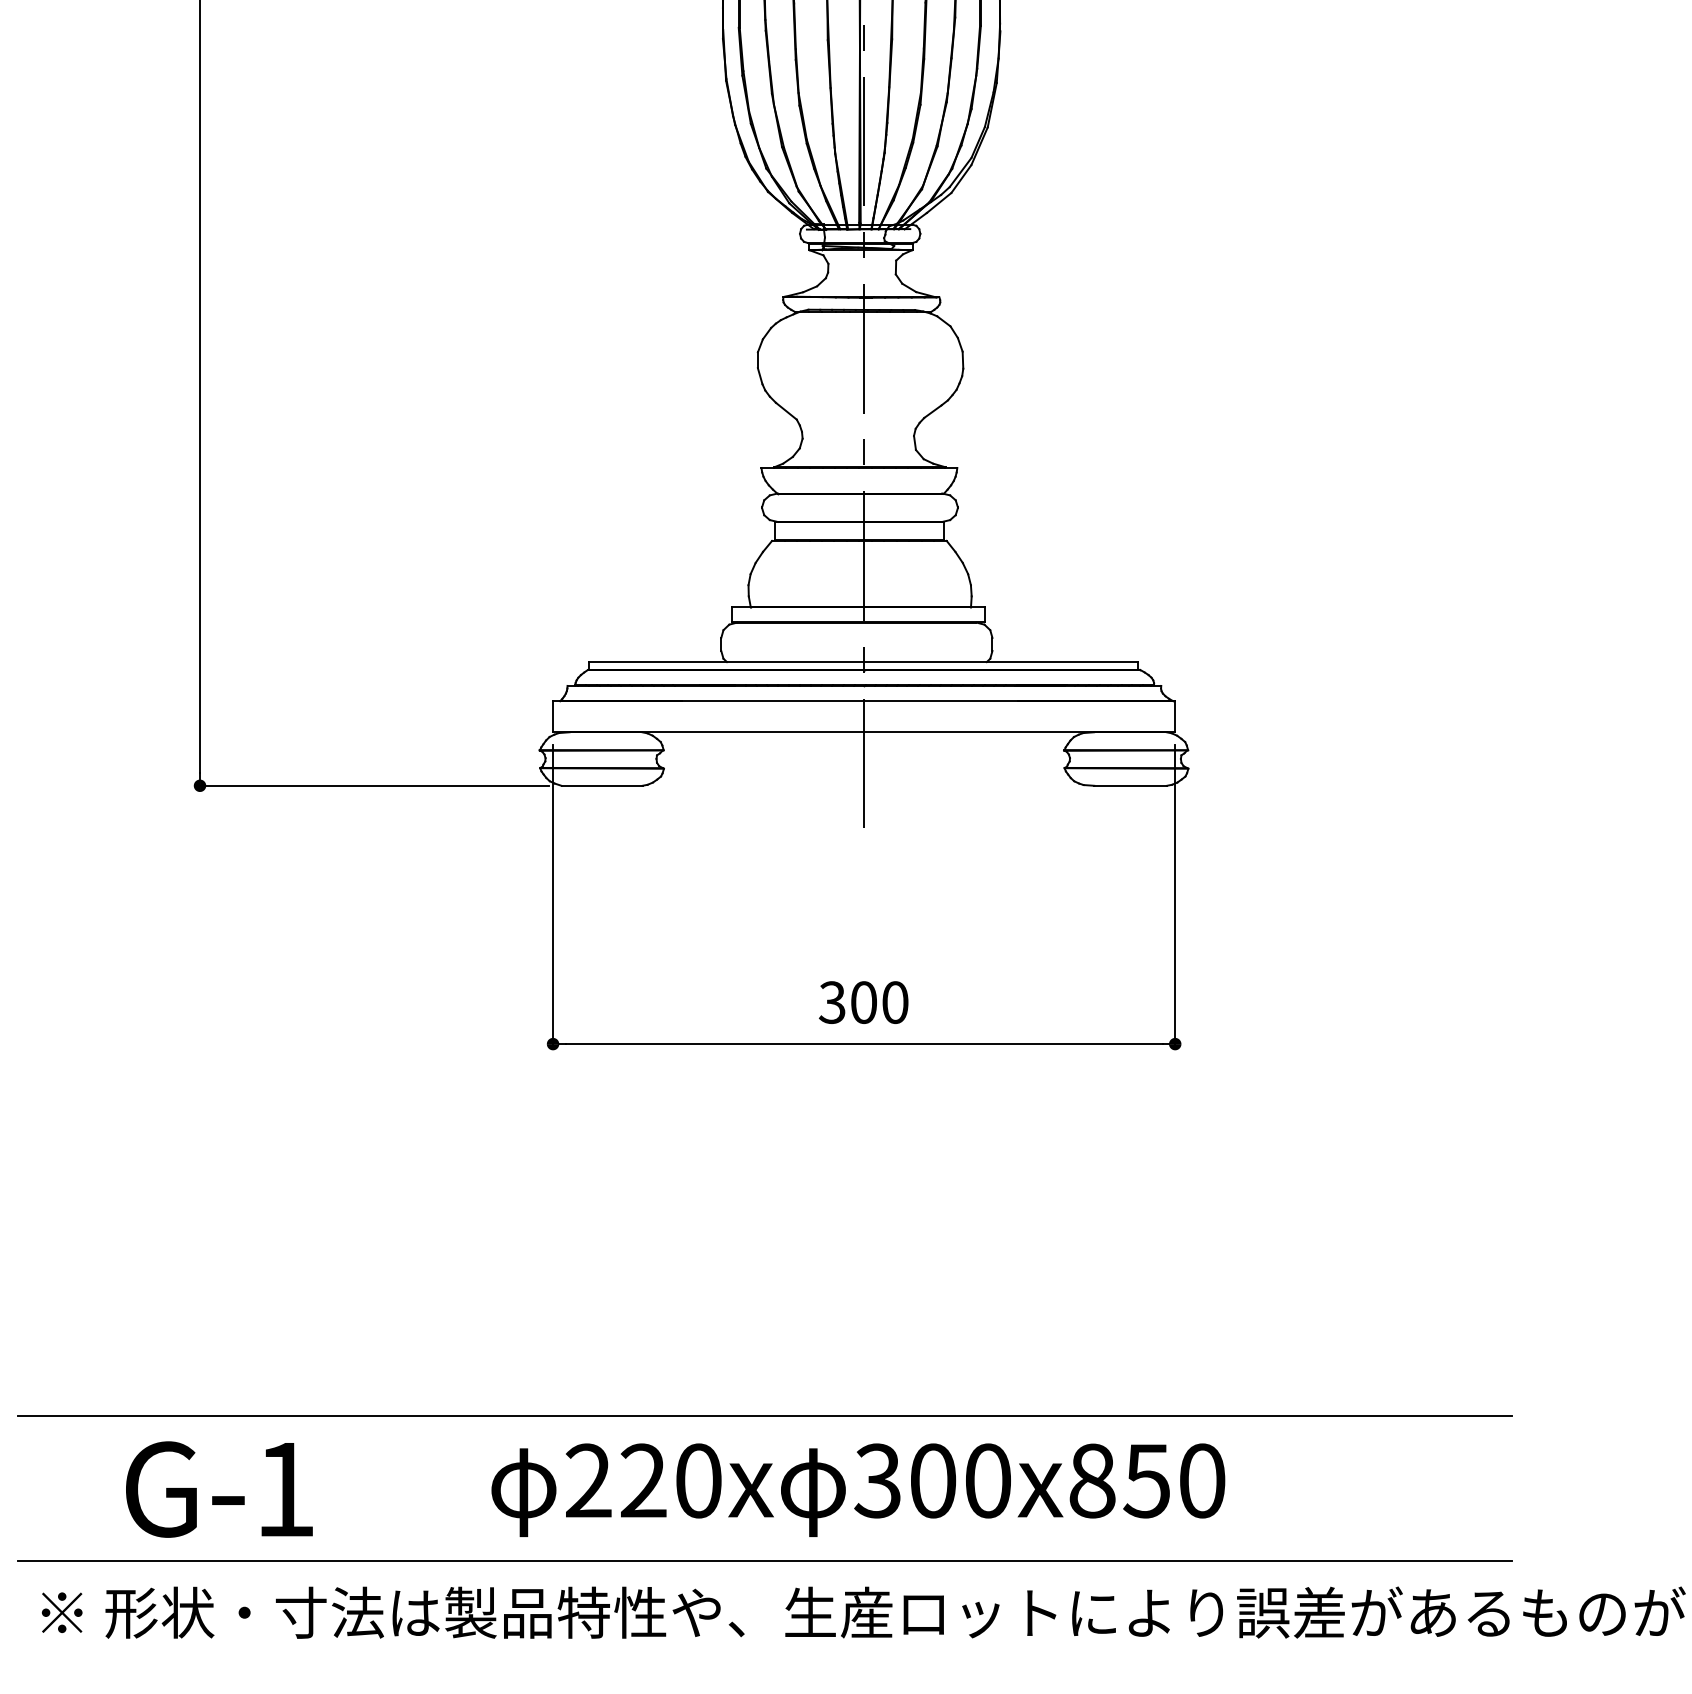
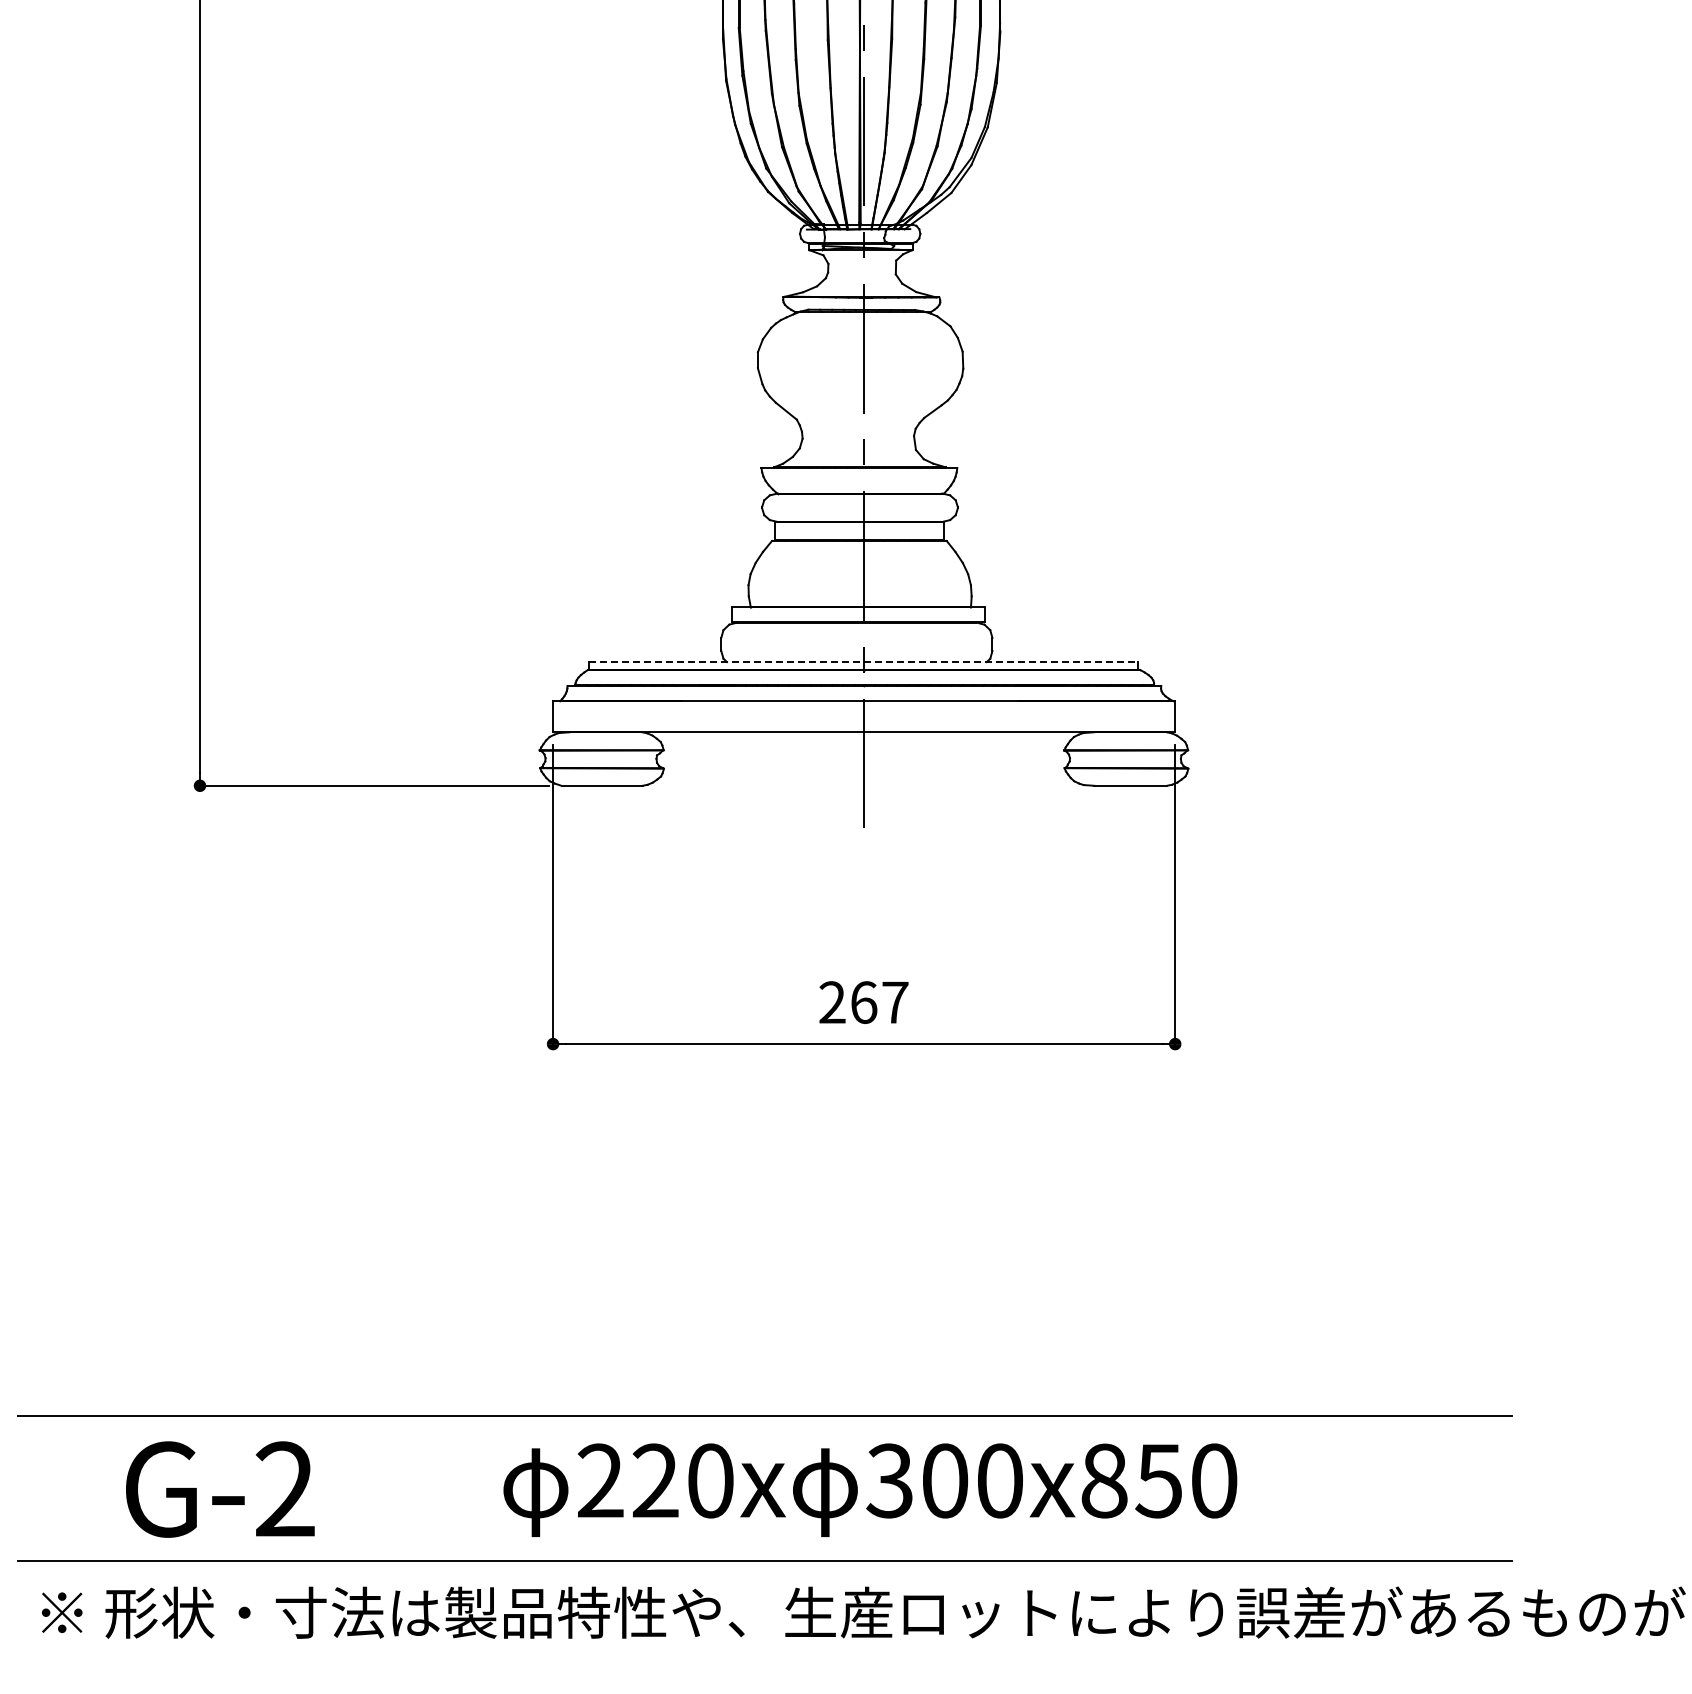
line: solid -> dashed (863, 662)
text: 300 -> 267 (863, 1002)
text: G-1 -> G-2 (284, 1488)
text position: (858, 1489) -> (870, 1489) (870, 1489)
